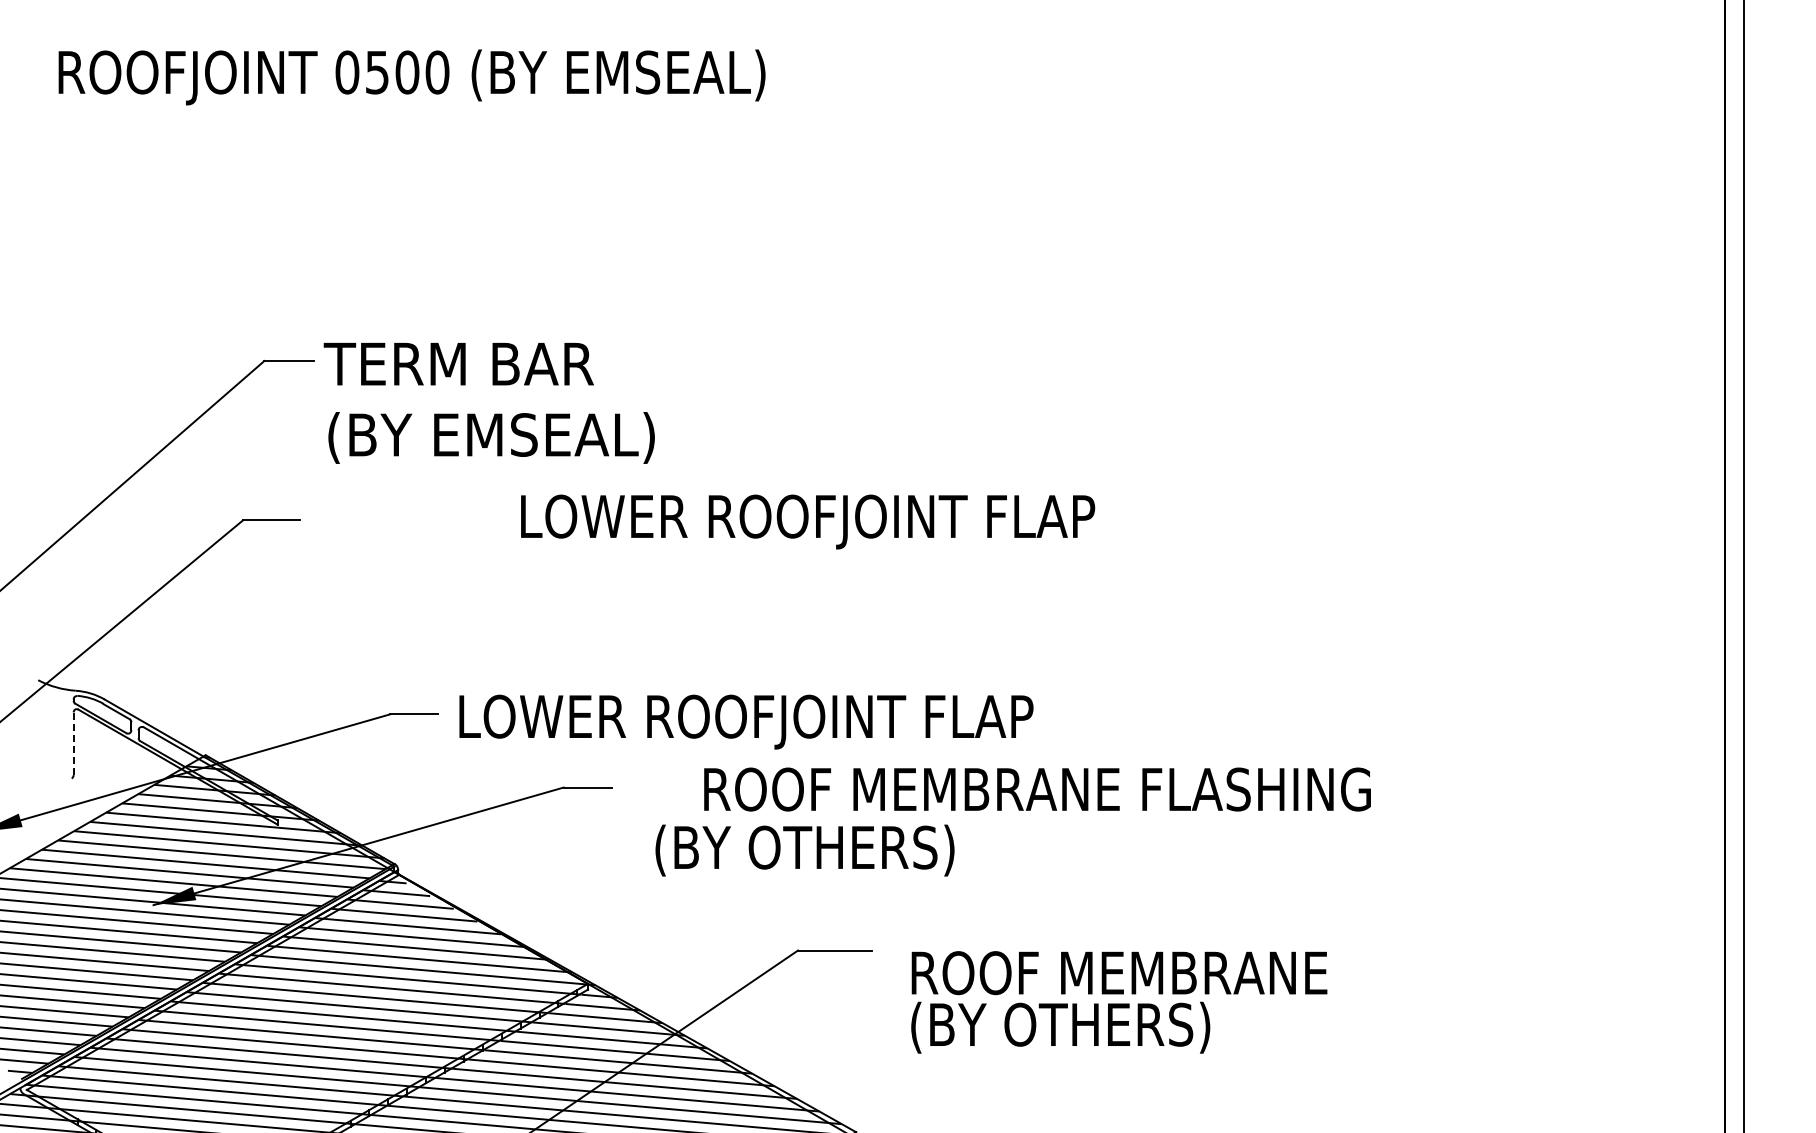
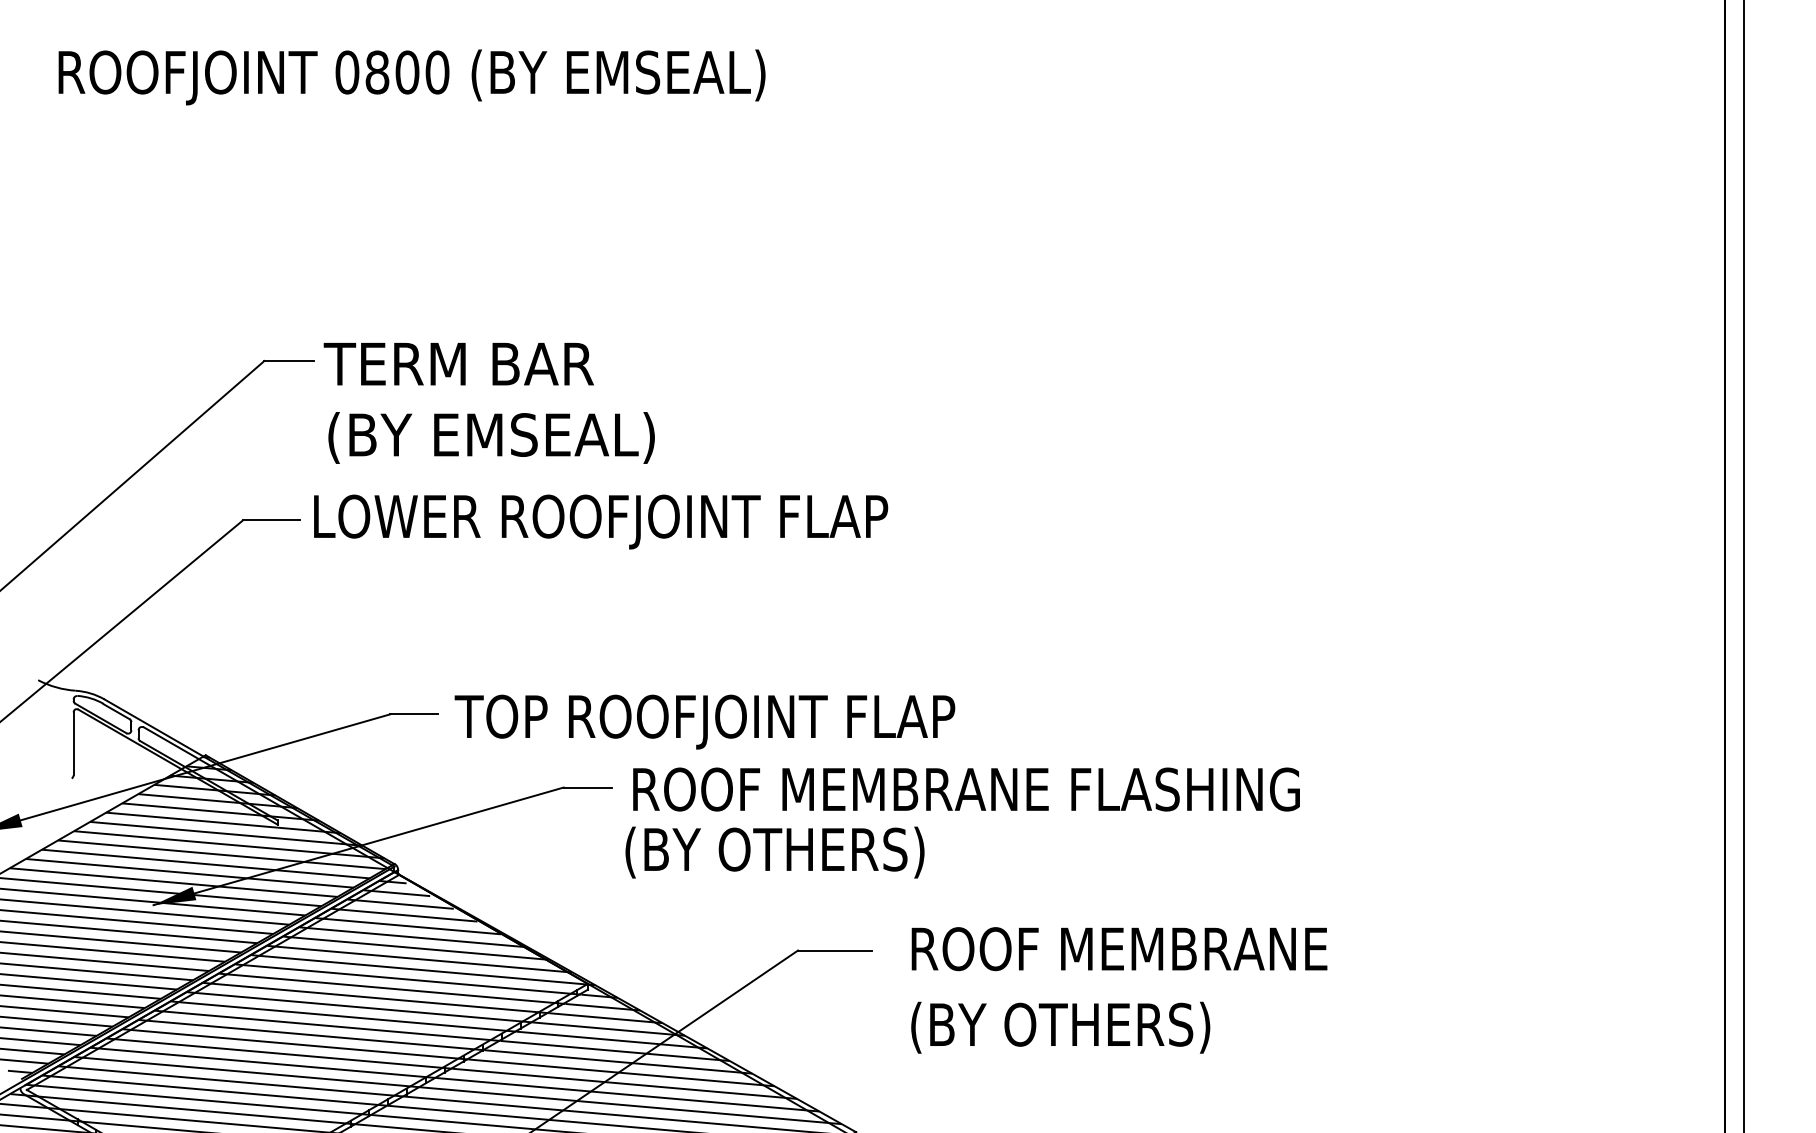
text: 0500 -> 0800 (377, 72)
text position: (808, 521) -> (601, 521) (601, 521)
text: LOWER ROOFJOINT FLAP -> TOP ROOFJOINT FLAP (743, 721)
line: dashed -> solid (73, 743)
text position: (1037, 789) -> (966, 789) (966, 789)
text position: (804, 850) -> (774, 852) (774, 852)
text position: (1119, 973) -> (1119, 949) (1119, 949)
